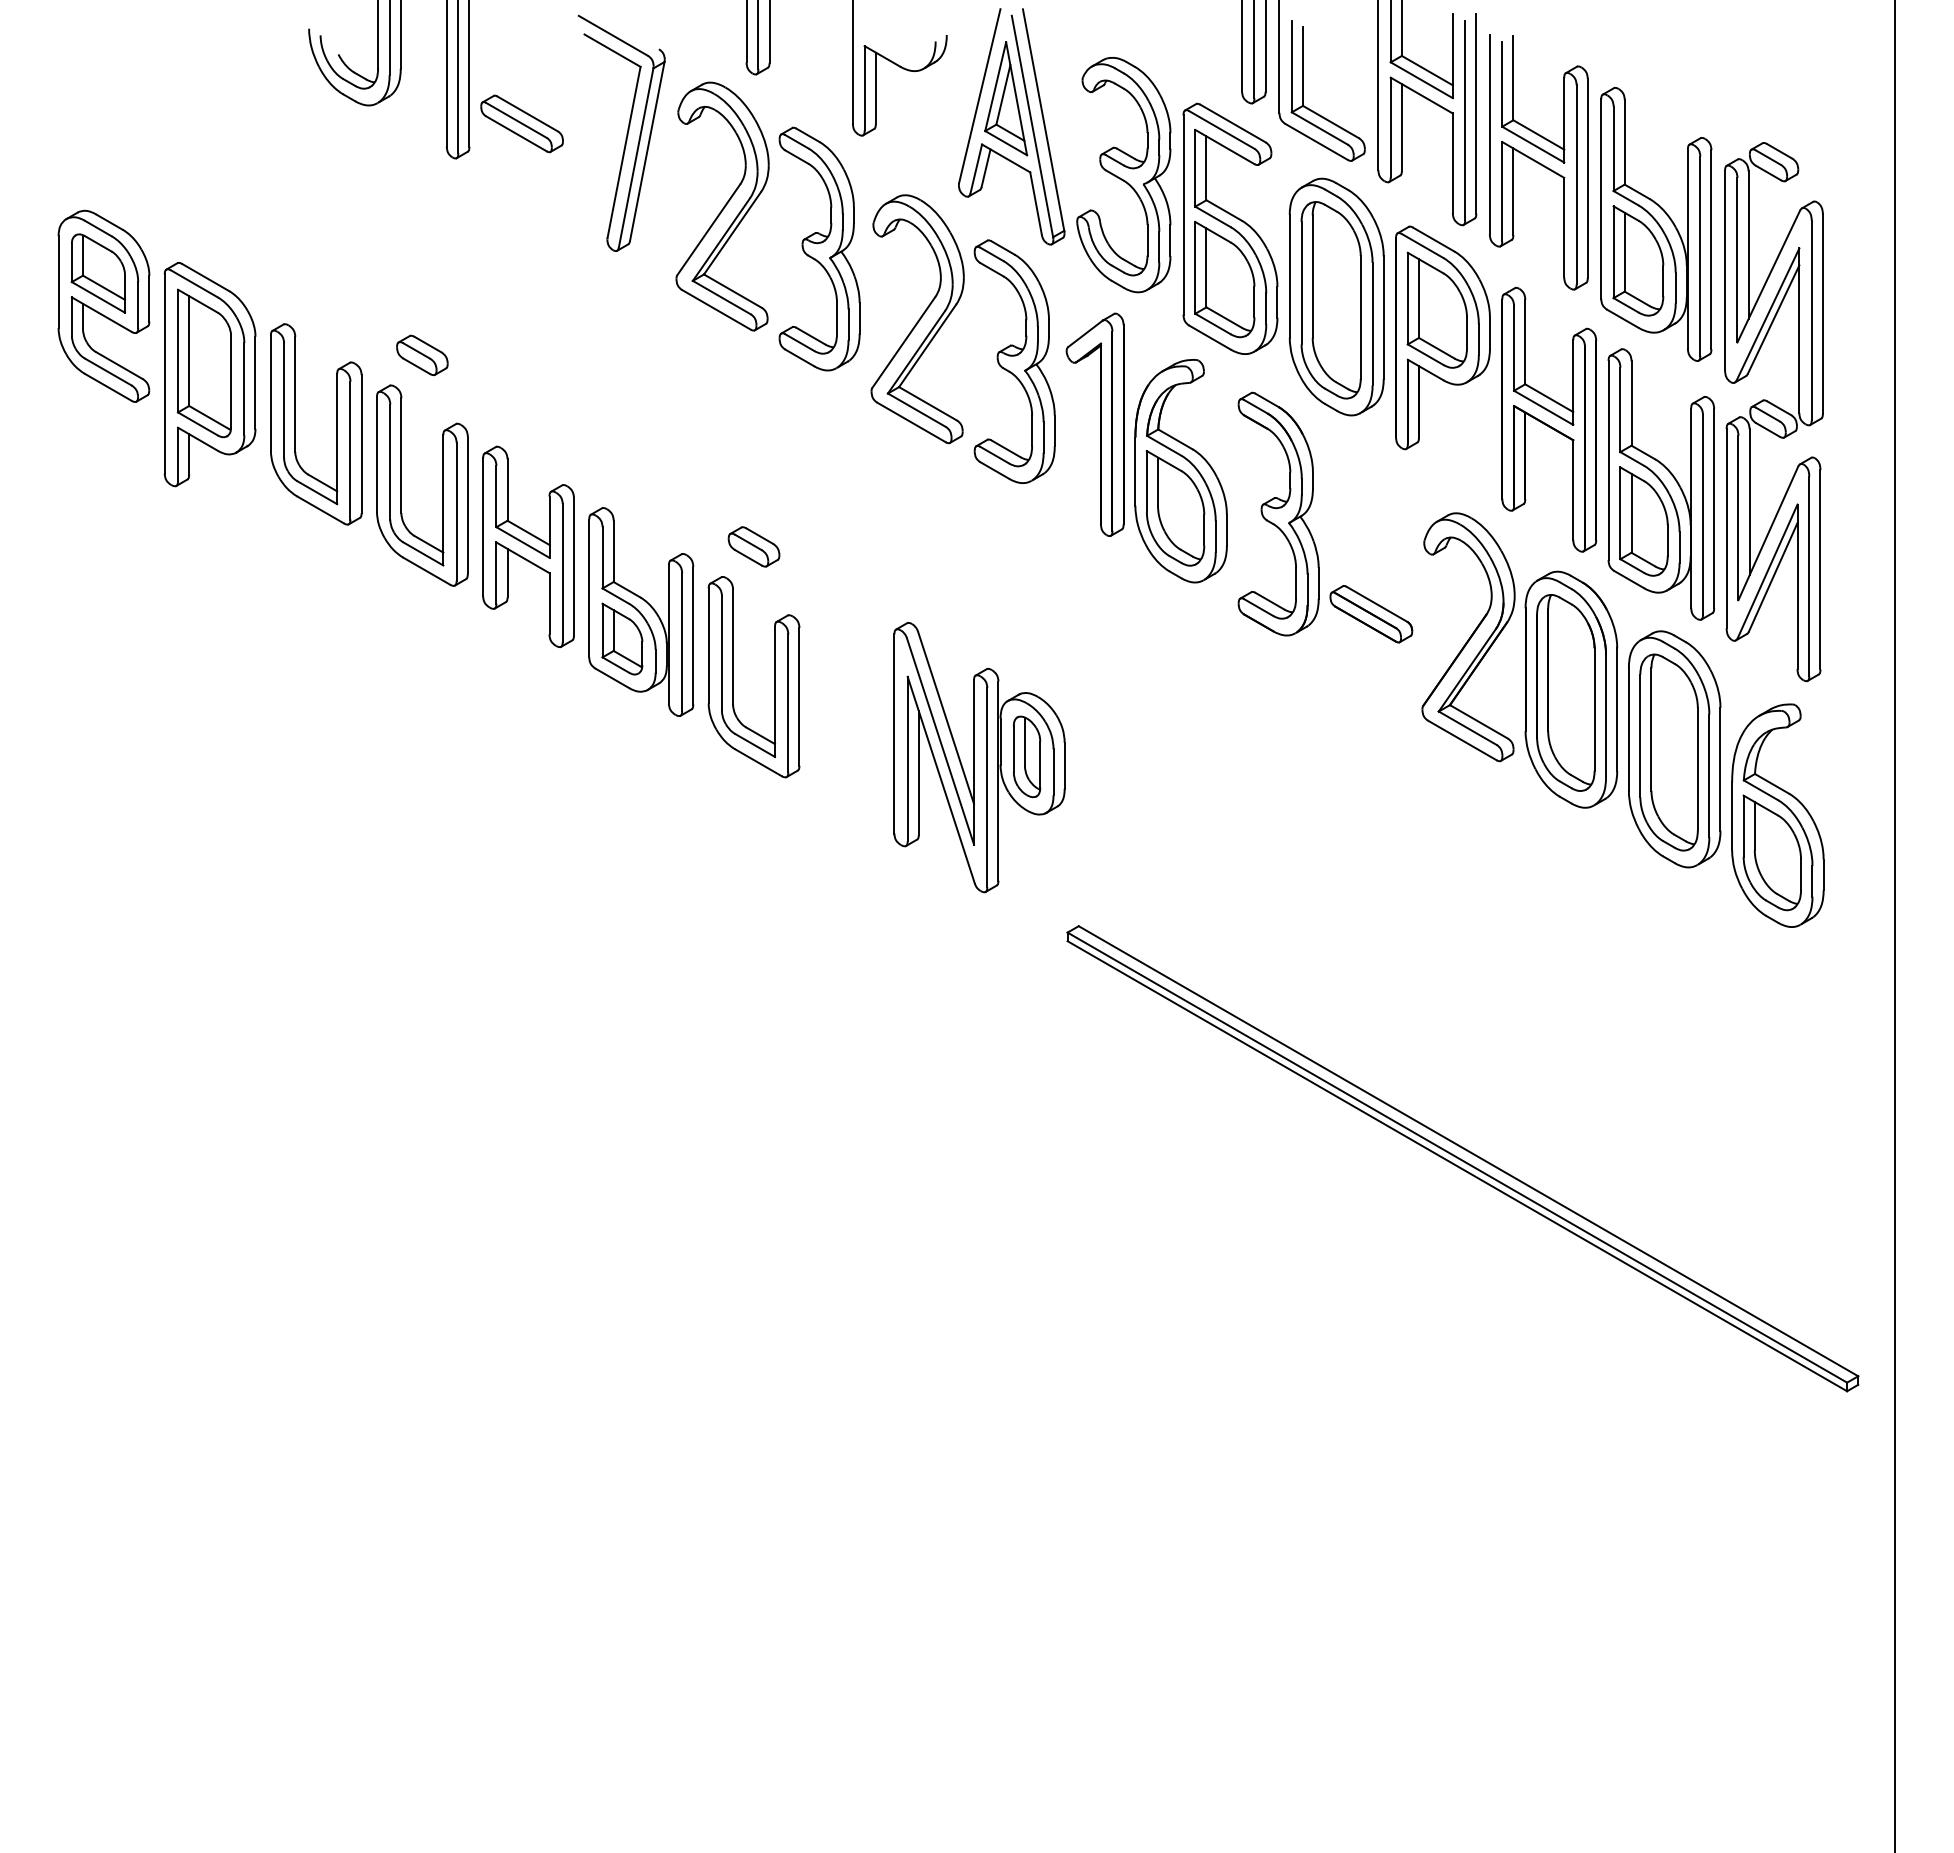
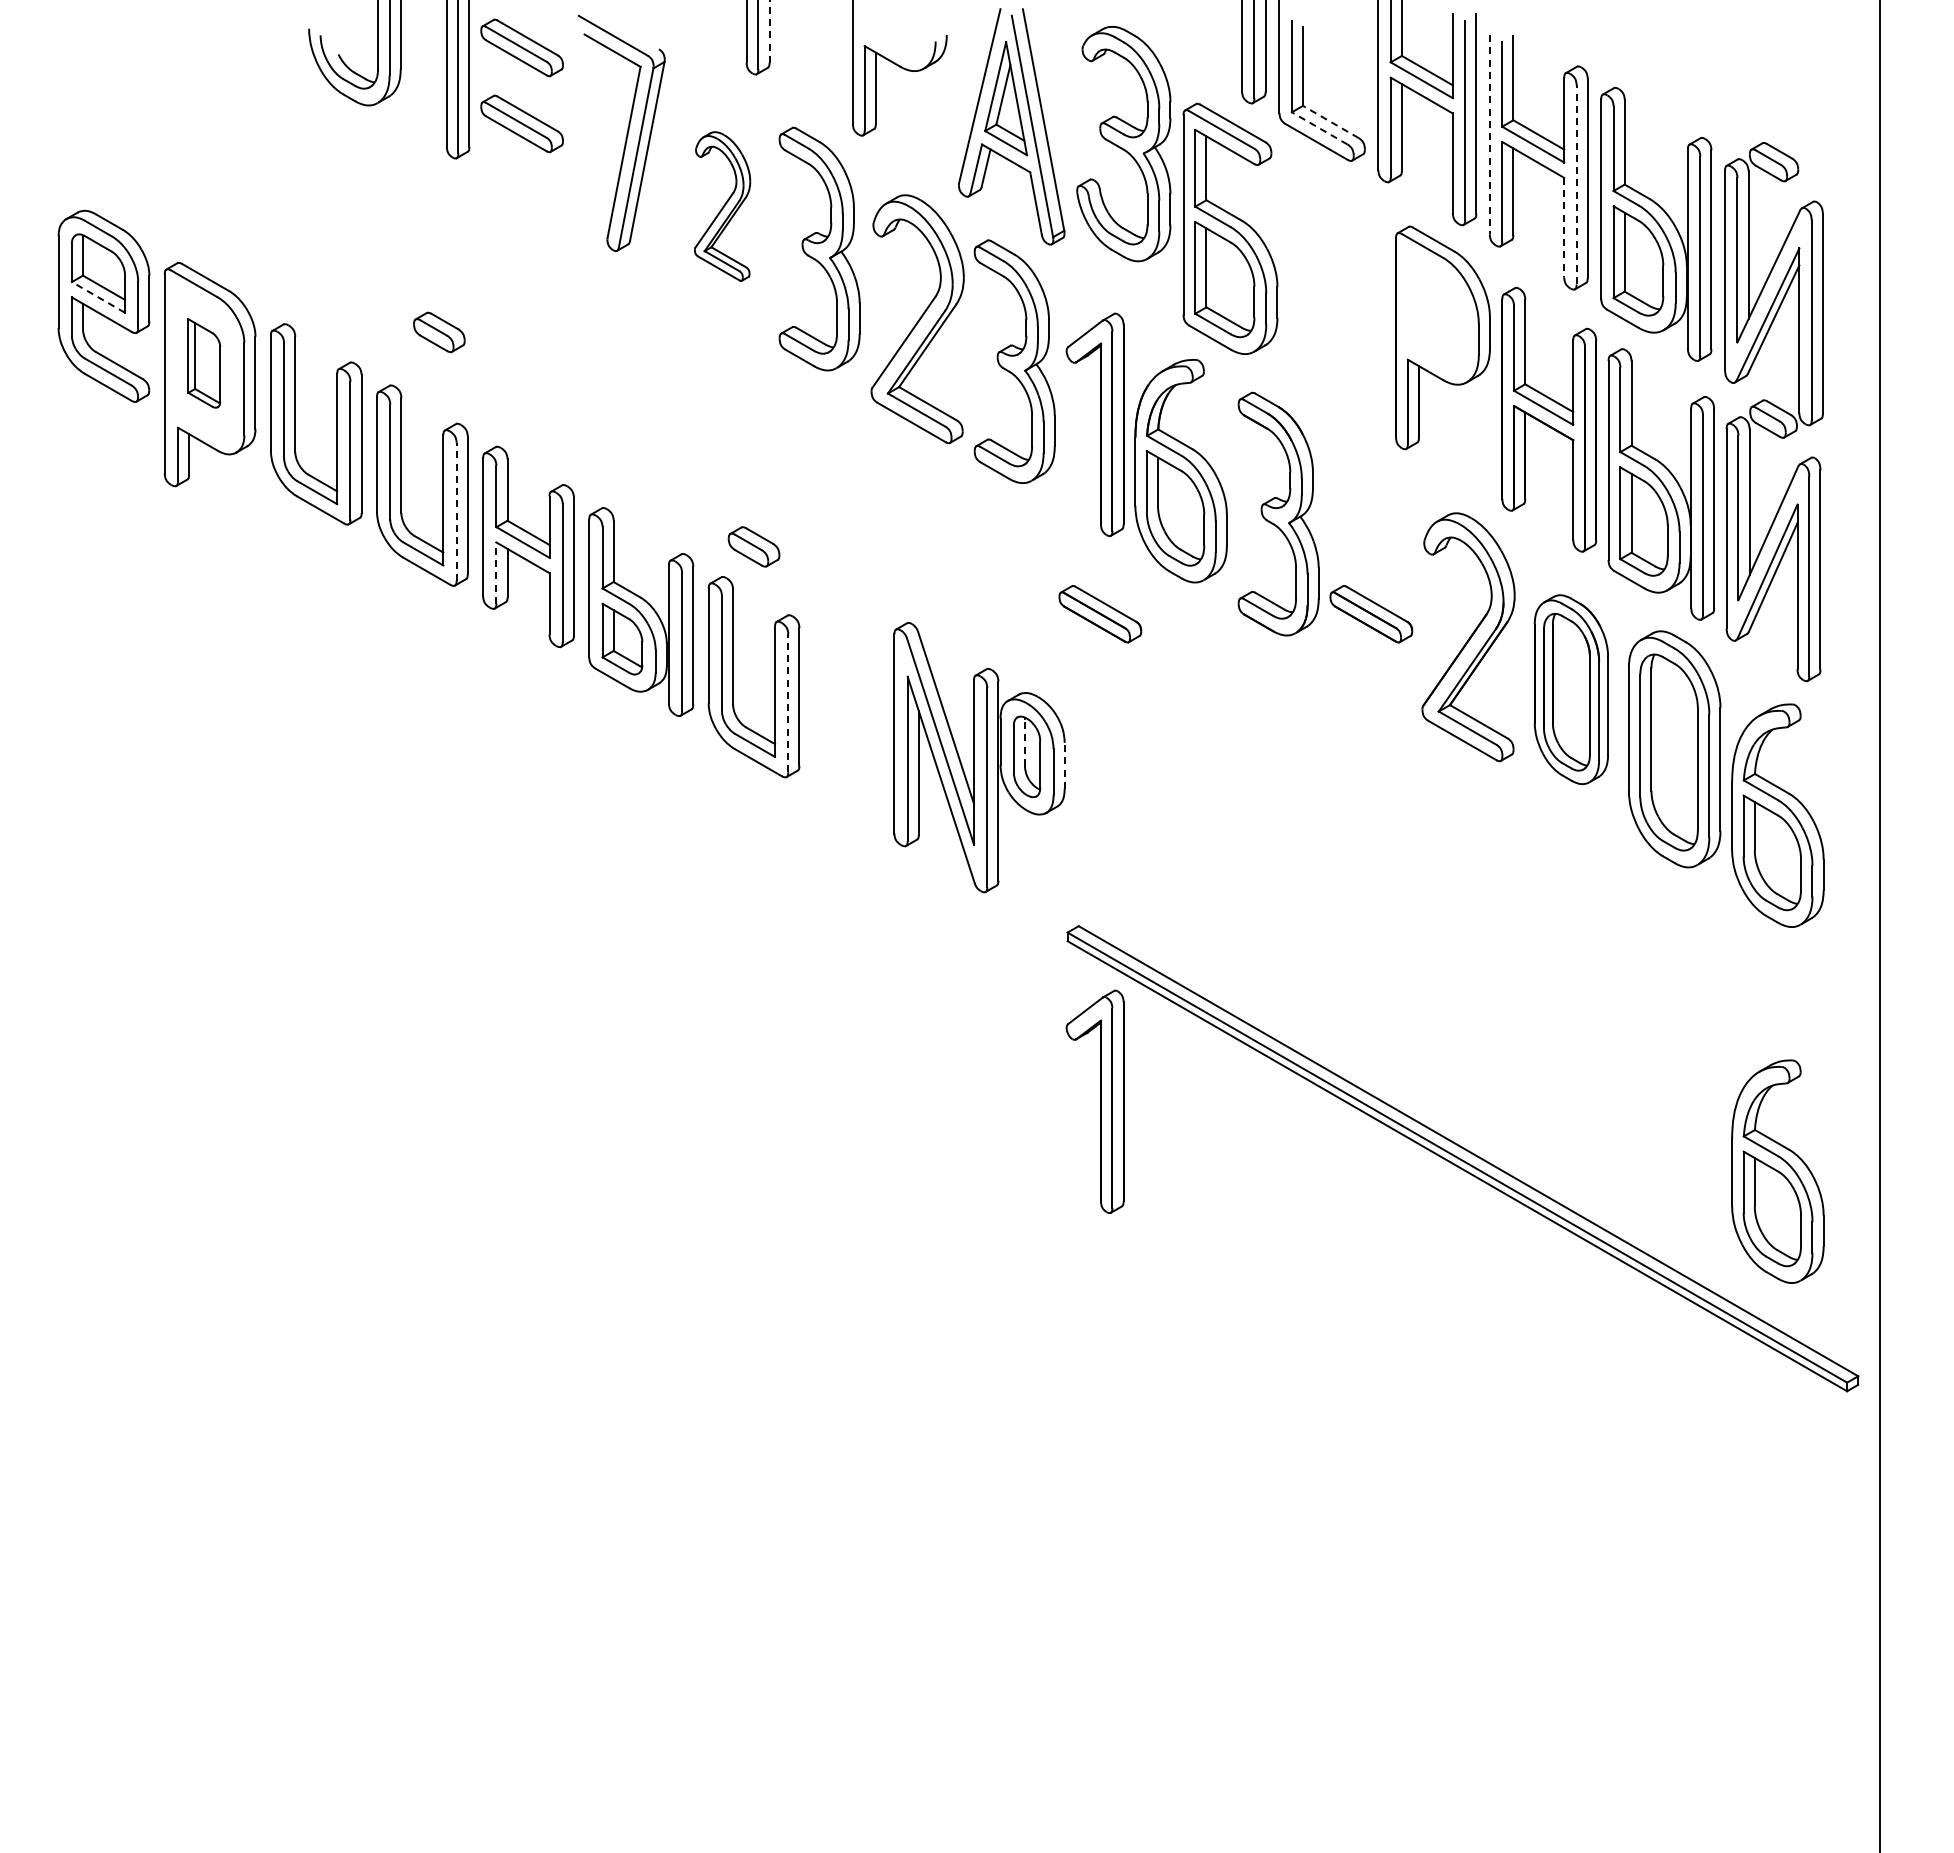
line: solid -> dashed (769, 30)
part: none -> present (521, 47)
line: solid -> dashed (1330, 121)
line: solid -> dashed (1319, 128)
line: solid -> dashed (1489, 134)
part position: (1123, 175) -> (1123, 144) (1123, 144)
line: solid -> dashed (1576, 184)
part size: 95x251 px -> 58x151 px (722, 206)
line: solid -> dashed (1564, 227)
part: present -> none (1336, 296)
line: solid -> dashed (98, 297)
part: present -> none (1436, 309)
part position: (422, 355) -> (439, 332) (439, 332)
part size: 56x151 px -> 35x91 px (204, 363)
line: solid -> dashed (456, 511)
line: solid -> dashed (496, 573)
part: none -> present (1100, 614)
part size: 95x239 px -> 76x191 px (1570, 689)
line: solid -> dashed (788, 703)
line: solid -> dashed (1024, 742)
line: solid -> dashed (1064, 765)
line position: (1895, 925) -> (1880, 925) (1880, 925)
part: none -> present (1094, 1101)
part: none -> present (1777, 1171)
